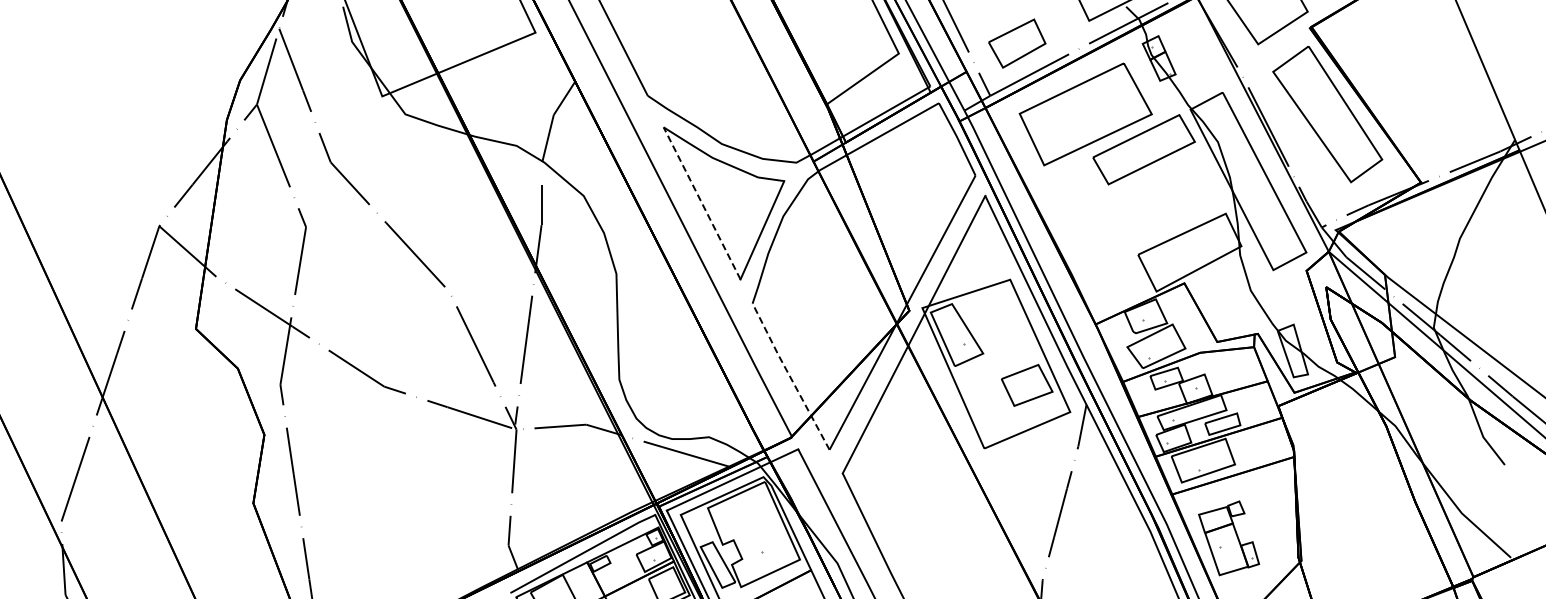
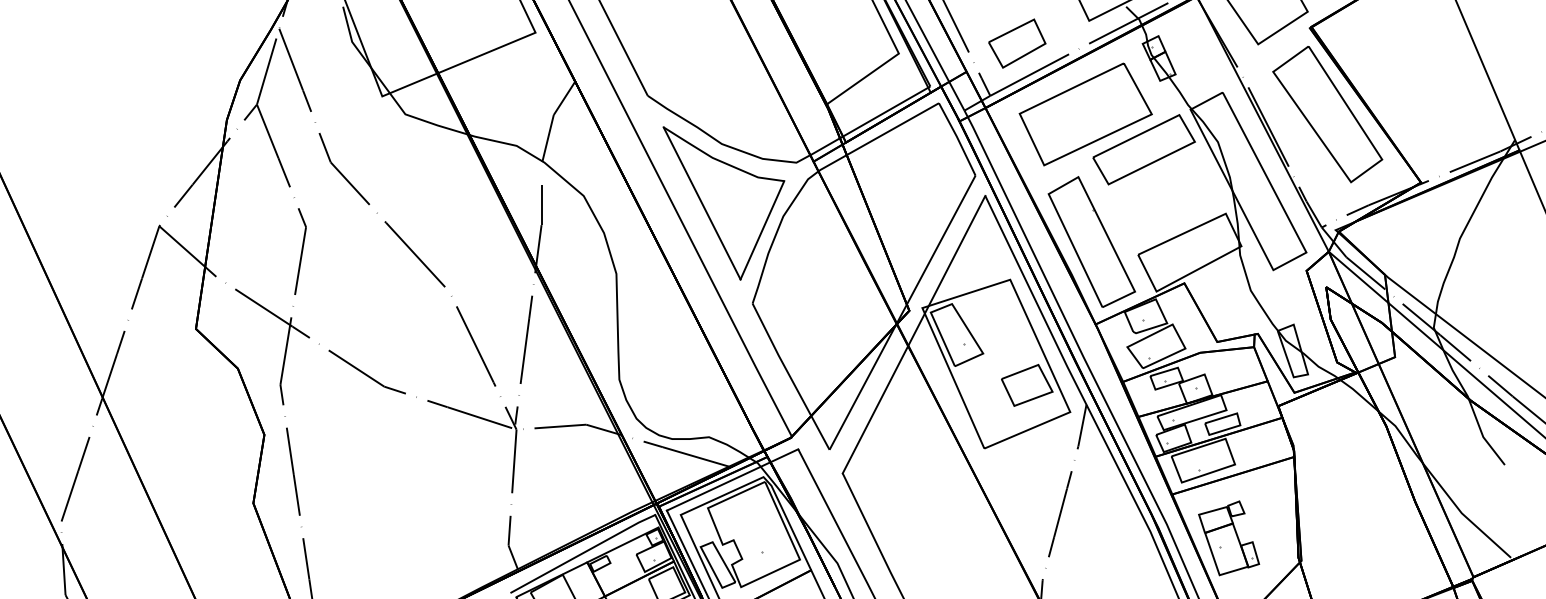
line: dashed -> solid (701, 202)
part: none -> present (1091, 241)
line: dashed -> solid (790, 376)
